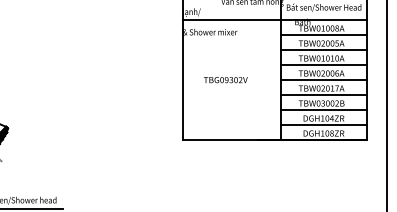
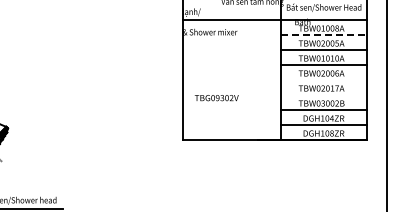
line: solid -> dashed (324, 35)
text position: (225, 80) -> (216, 98) (216, 98)
line: present -> none (323, 80)
line: present -> none (323, 95)
